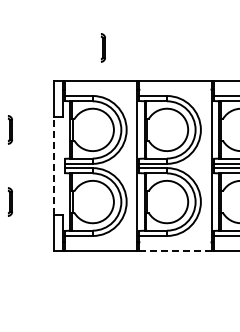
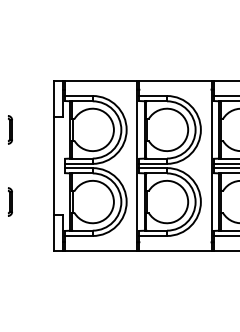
line: present -> none (103, 47)
line: dashed -> solid (53, 166)
line: dashed -> solid (174, 250)
